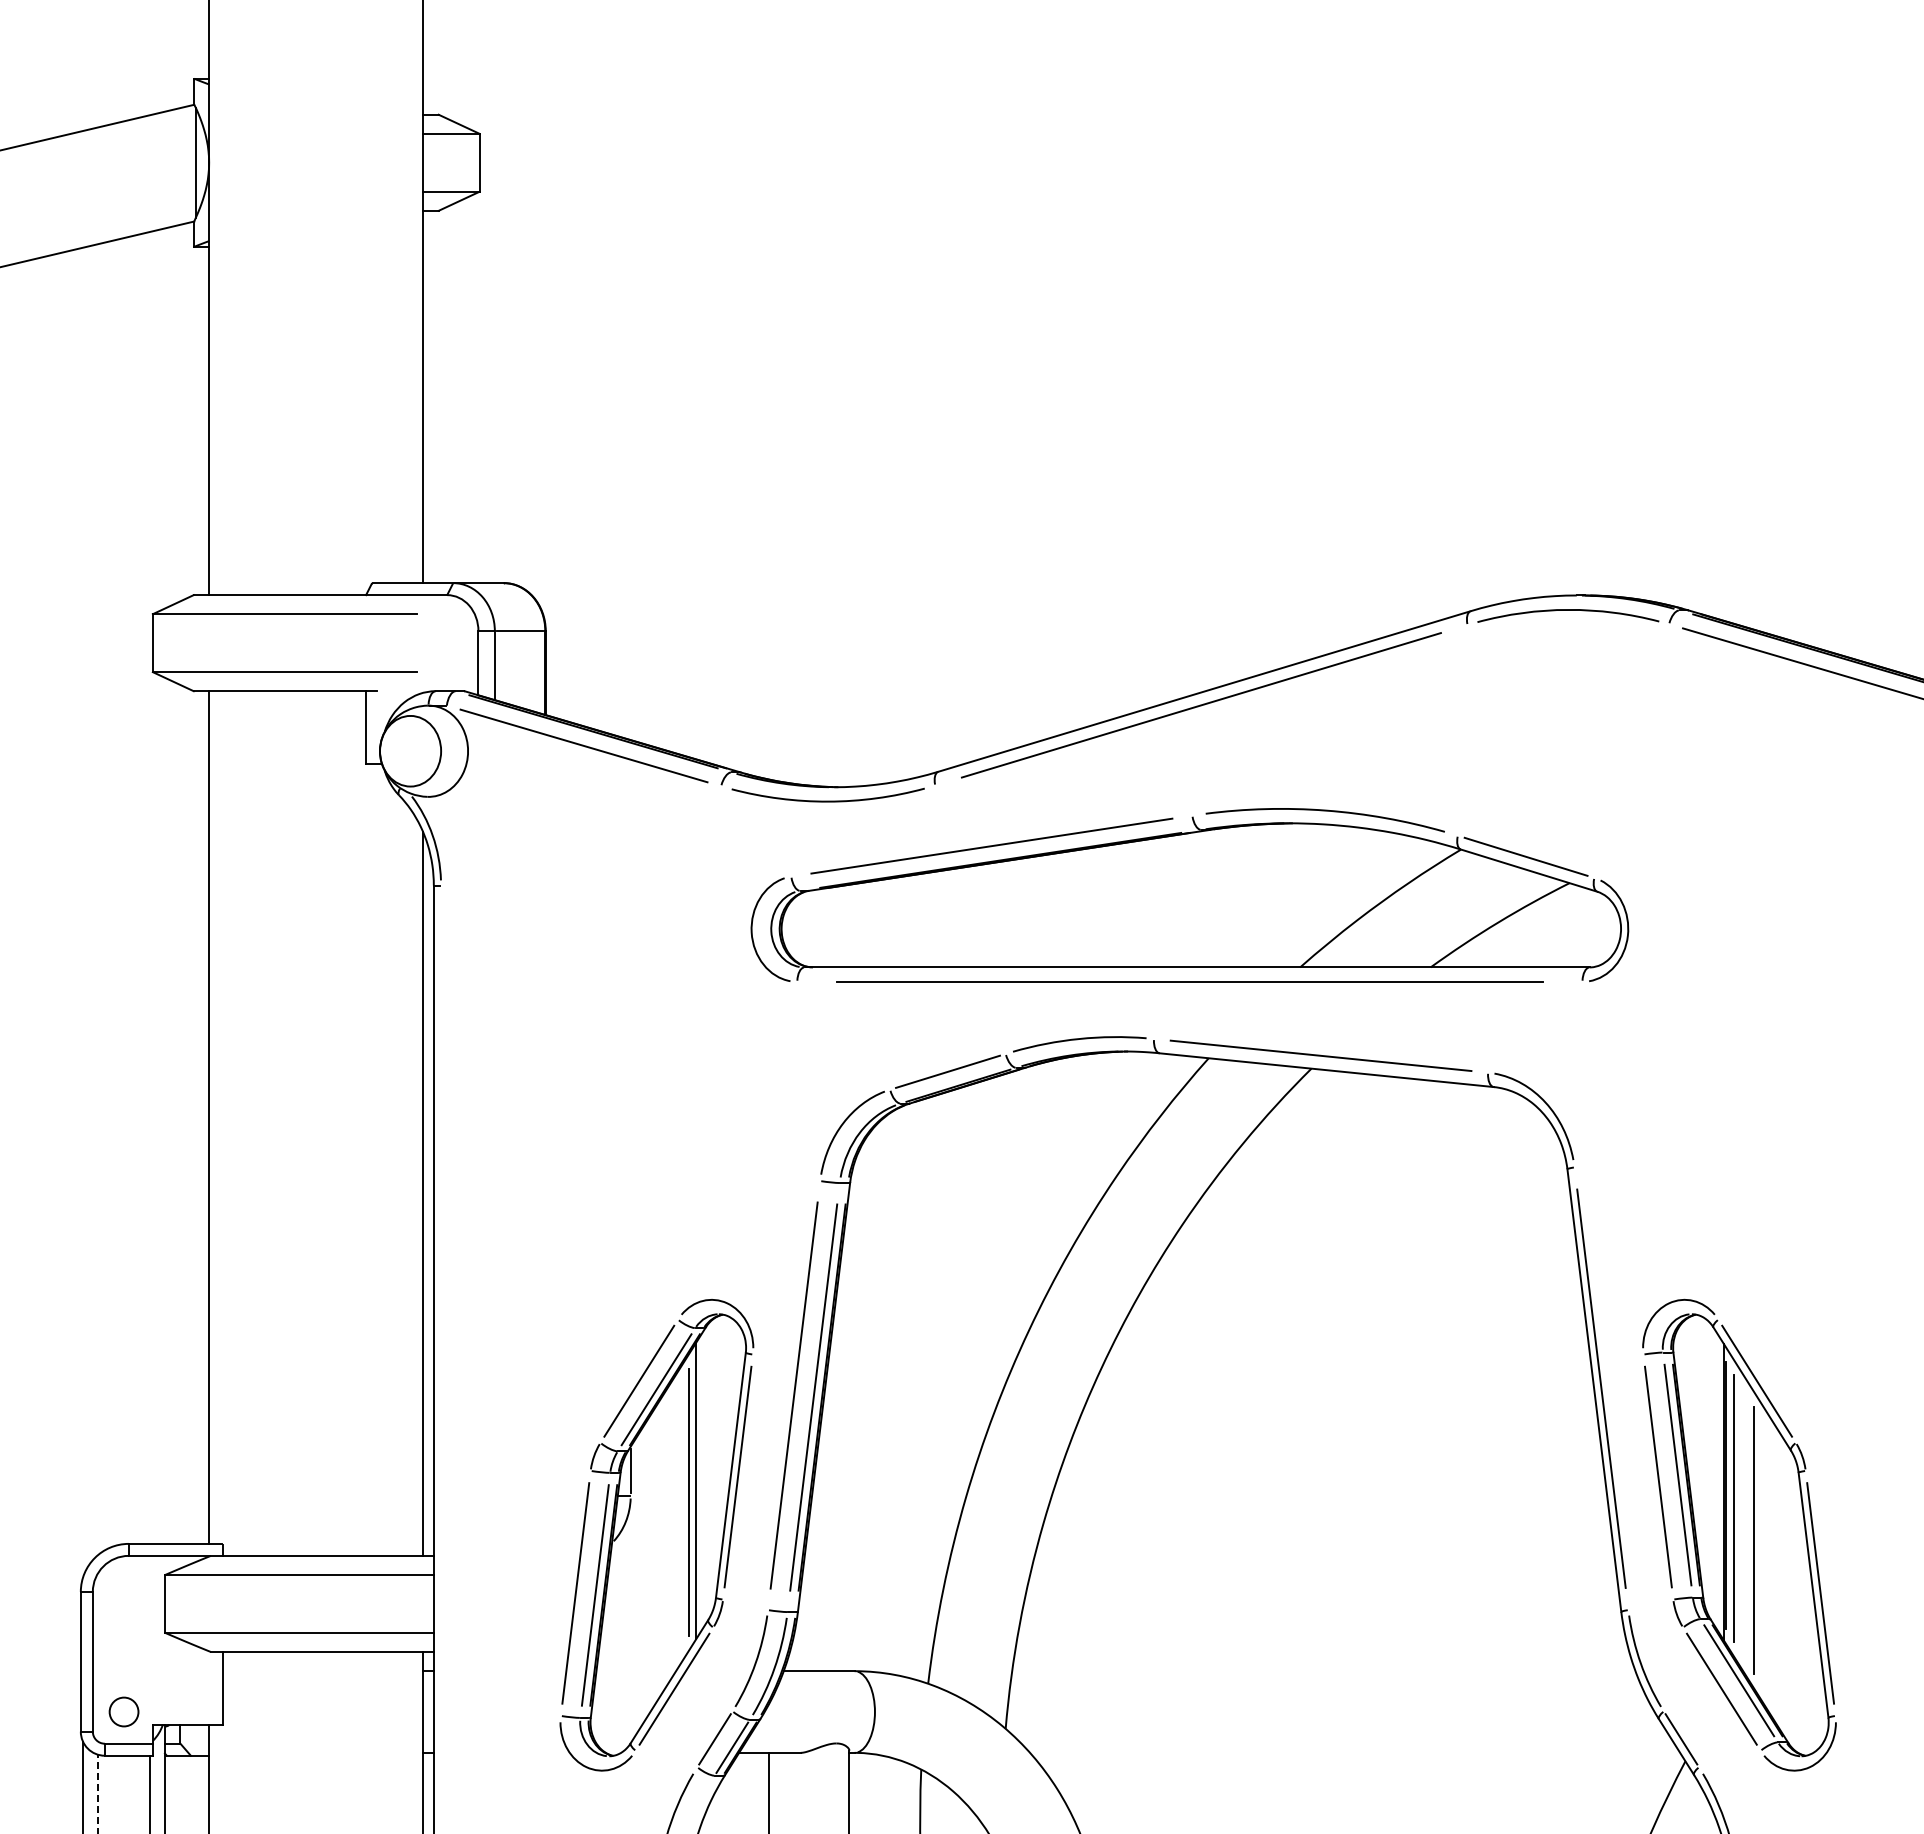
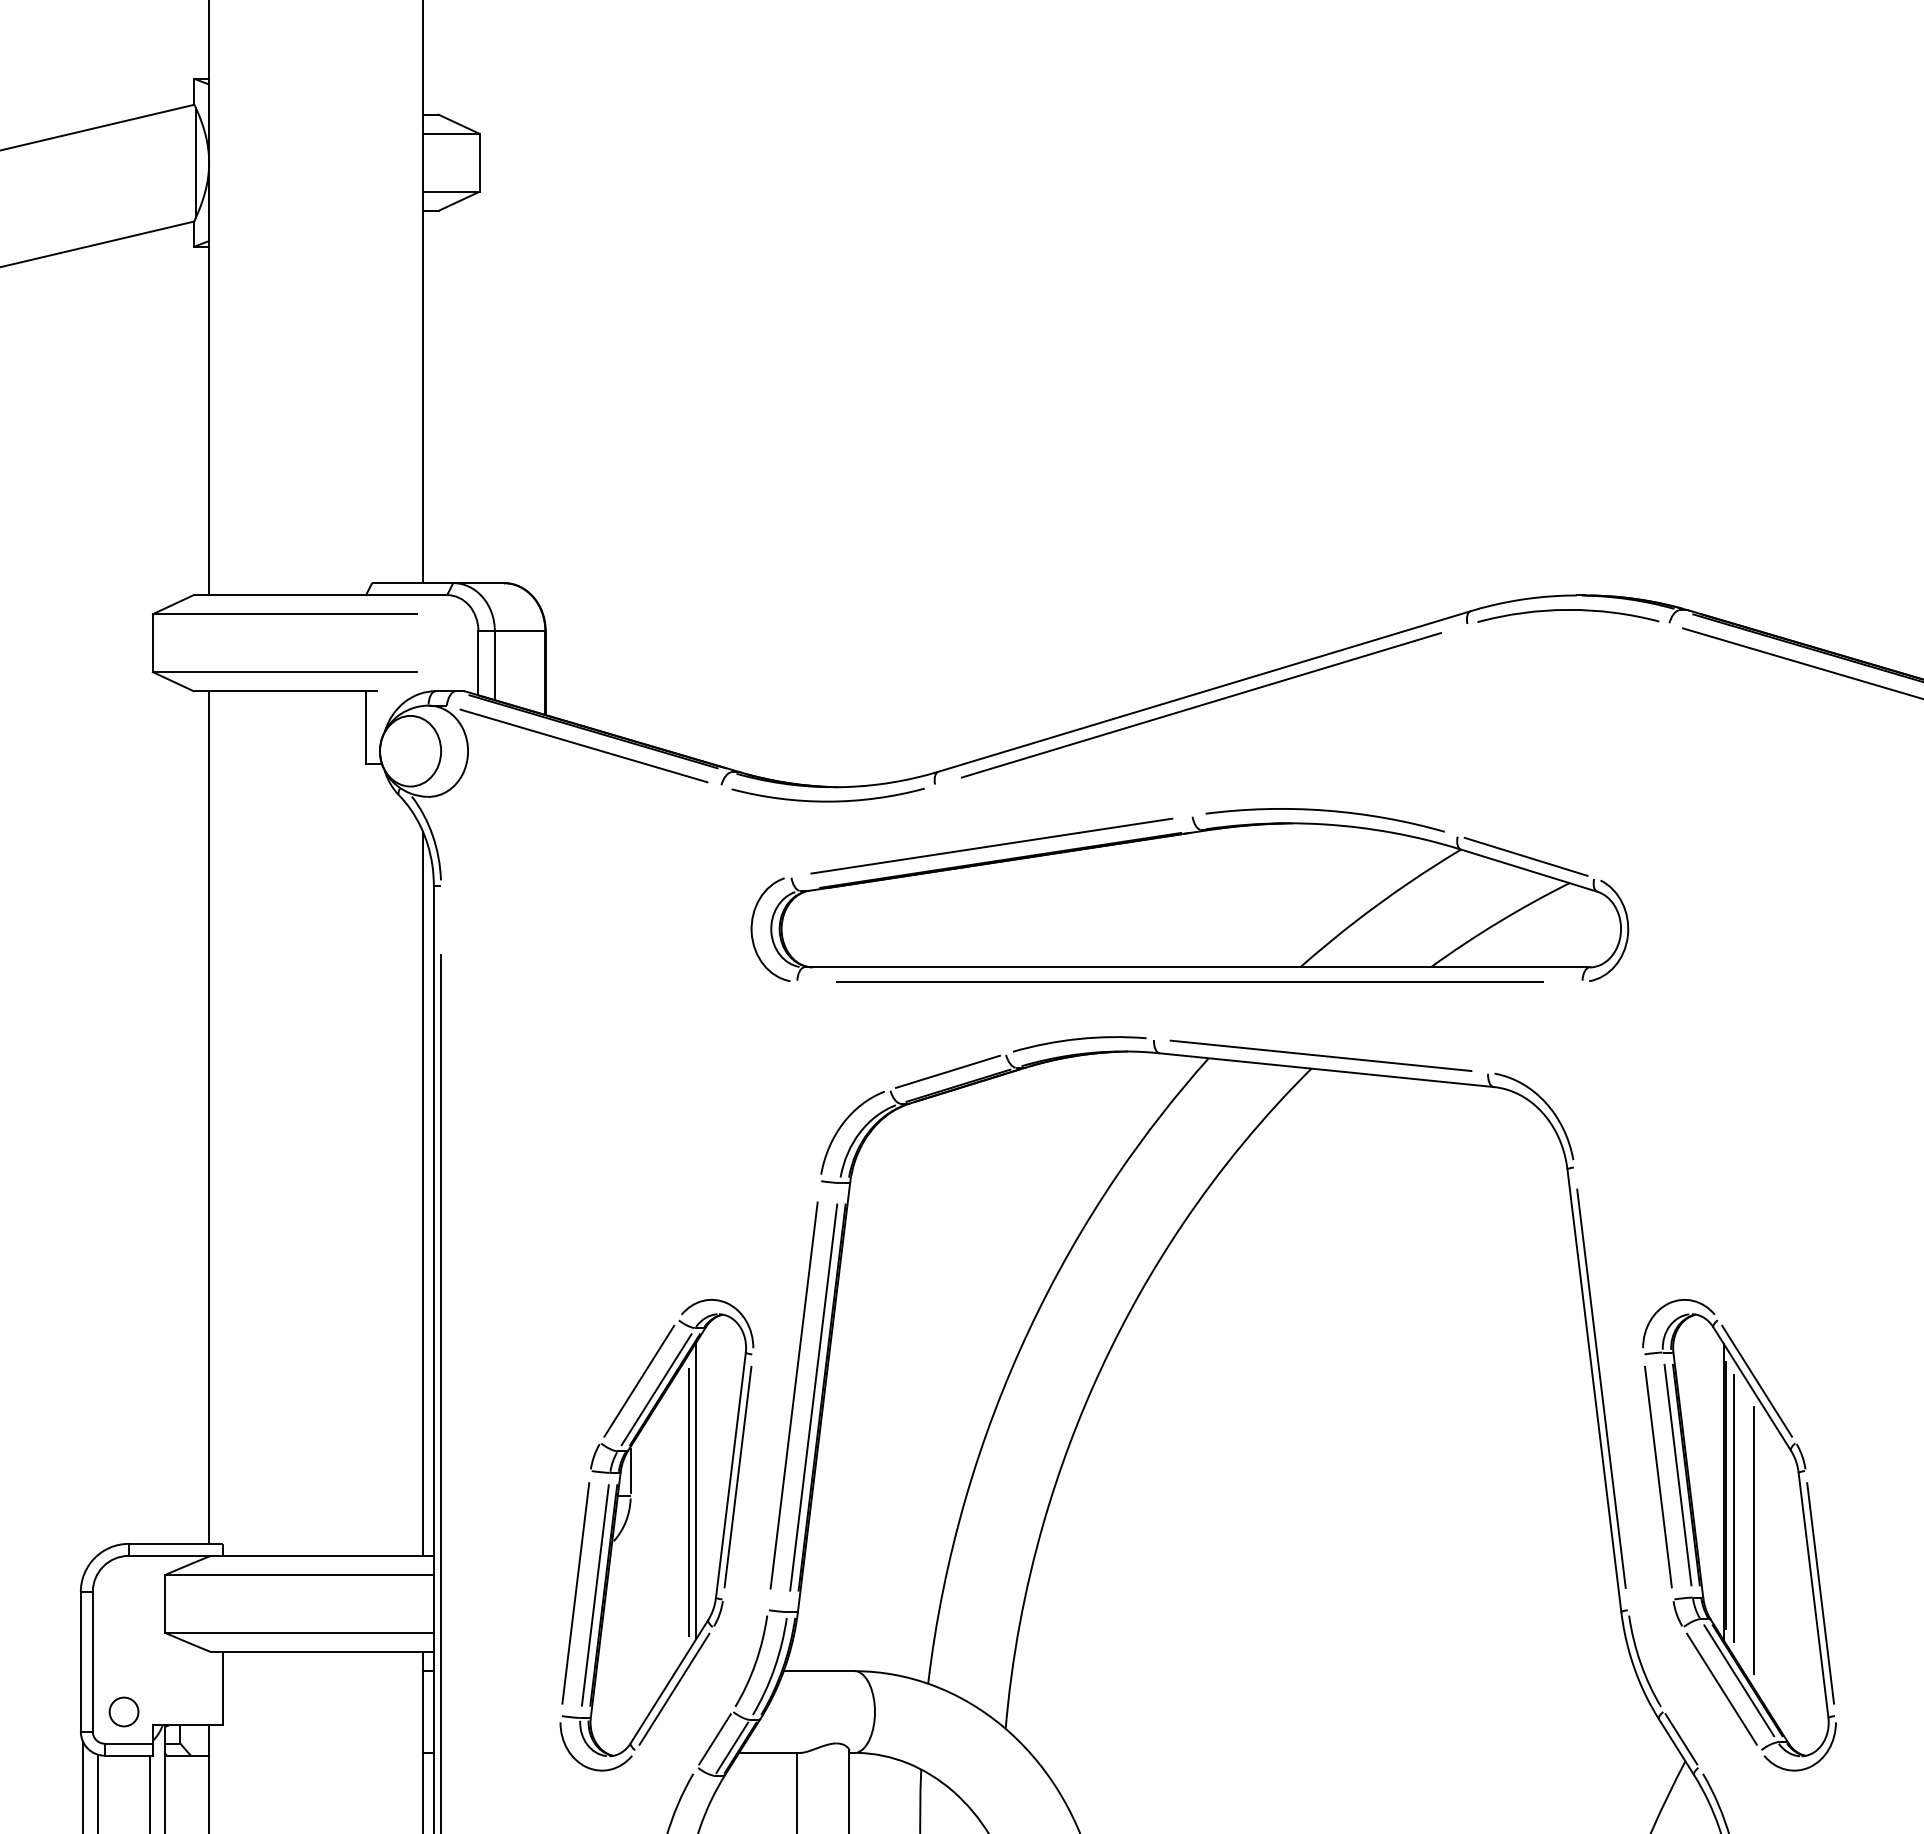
line: none -> present (441, 1392)
line position: (769, 1791) -> (797, 1791) (797, 1791)
line: dashed -> solid (98, 1793)
